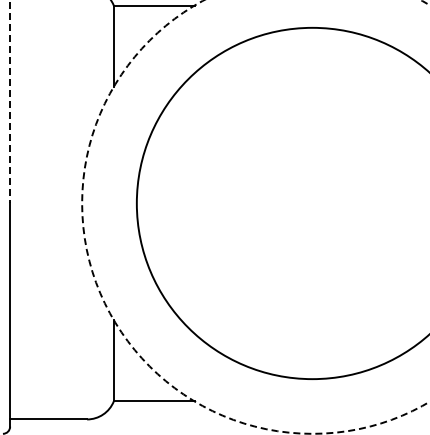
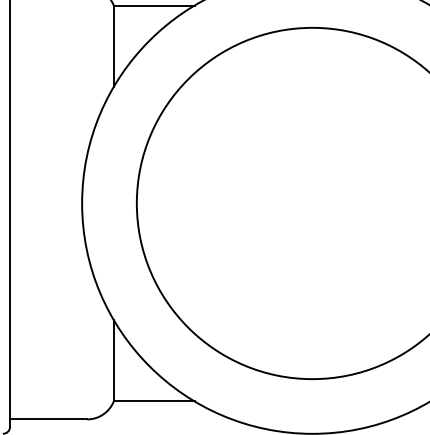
line: dashed -> solid (10, 101)
circle: dashed -> solid (255, 216)
